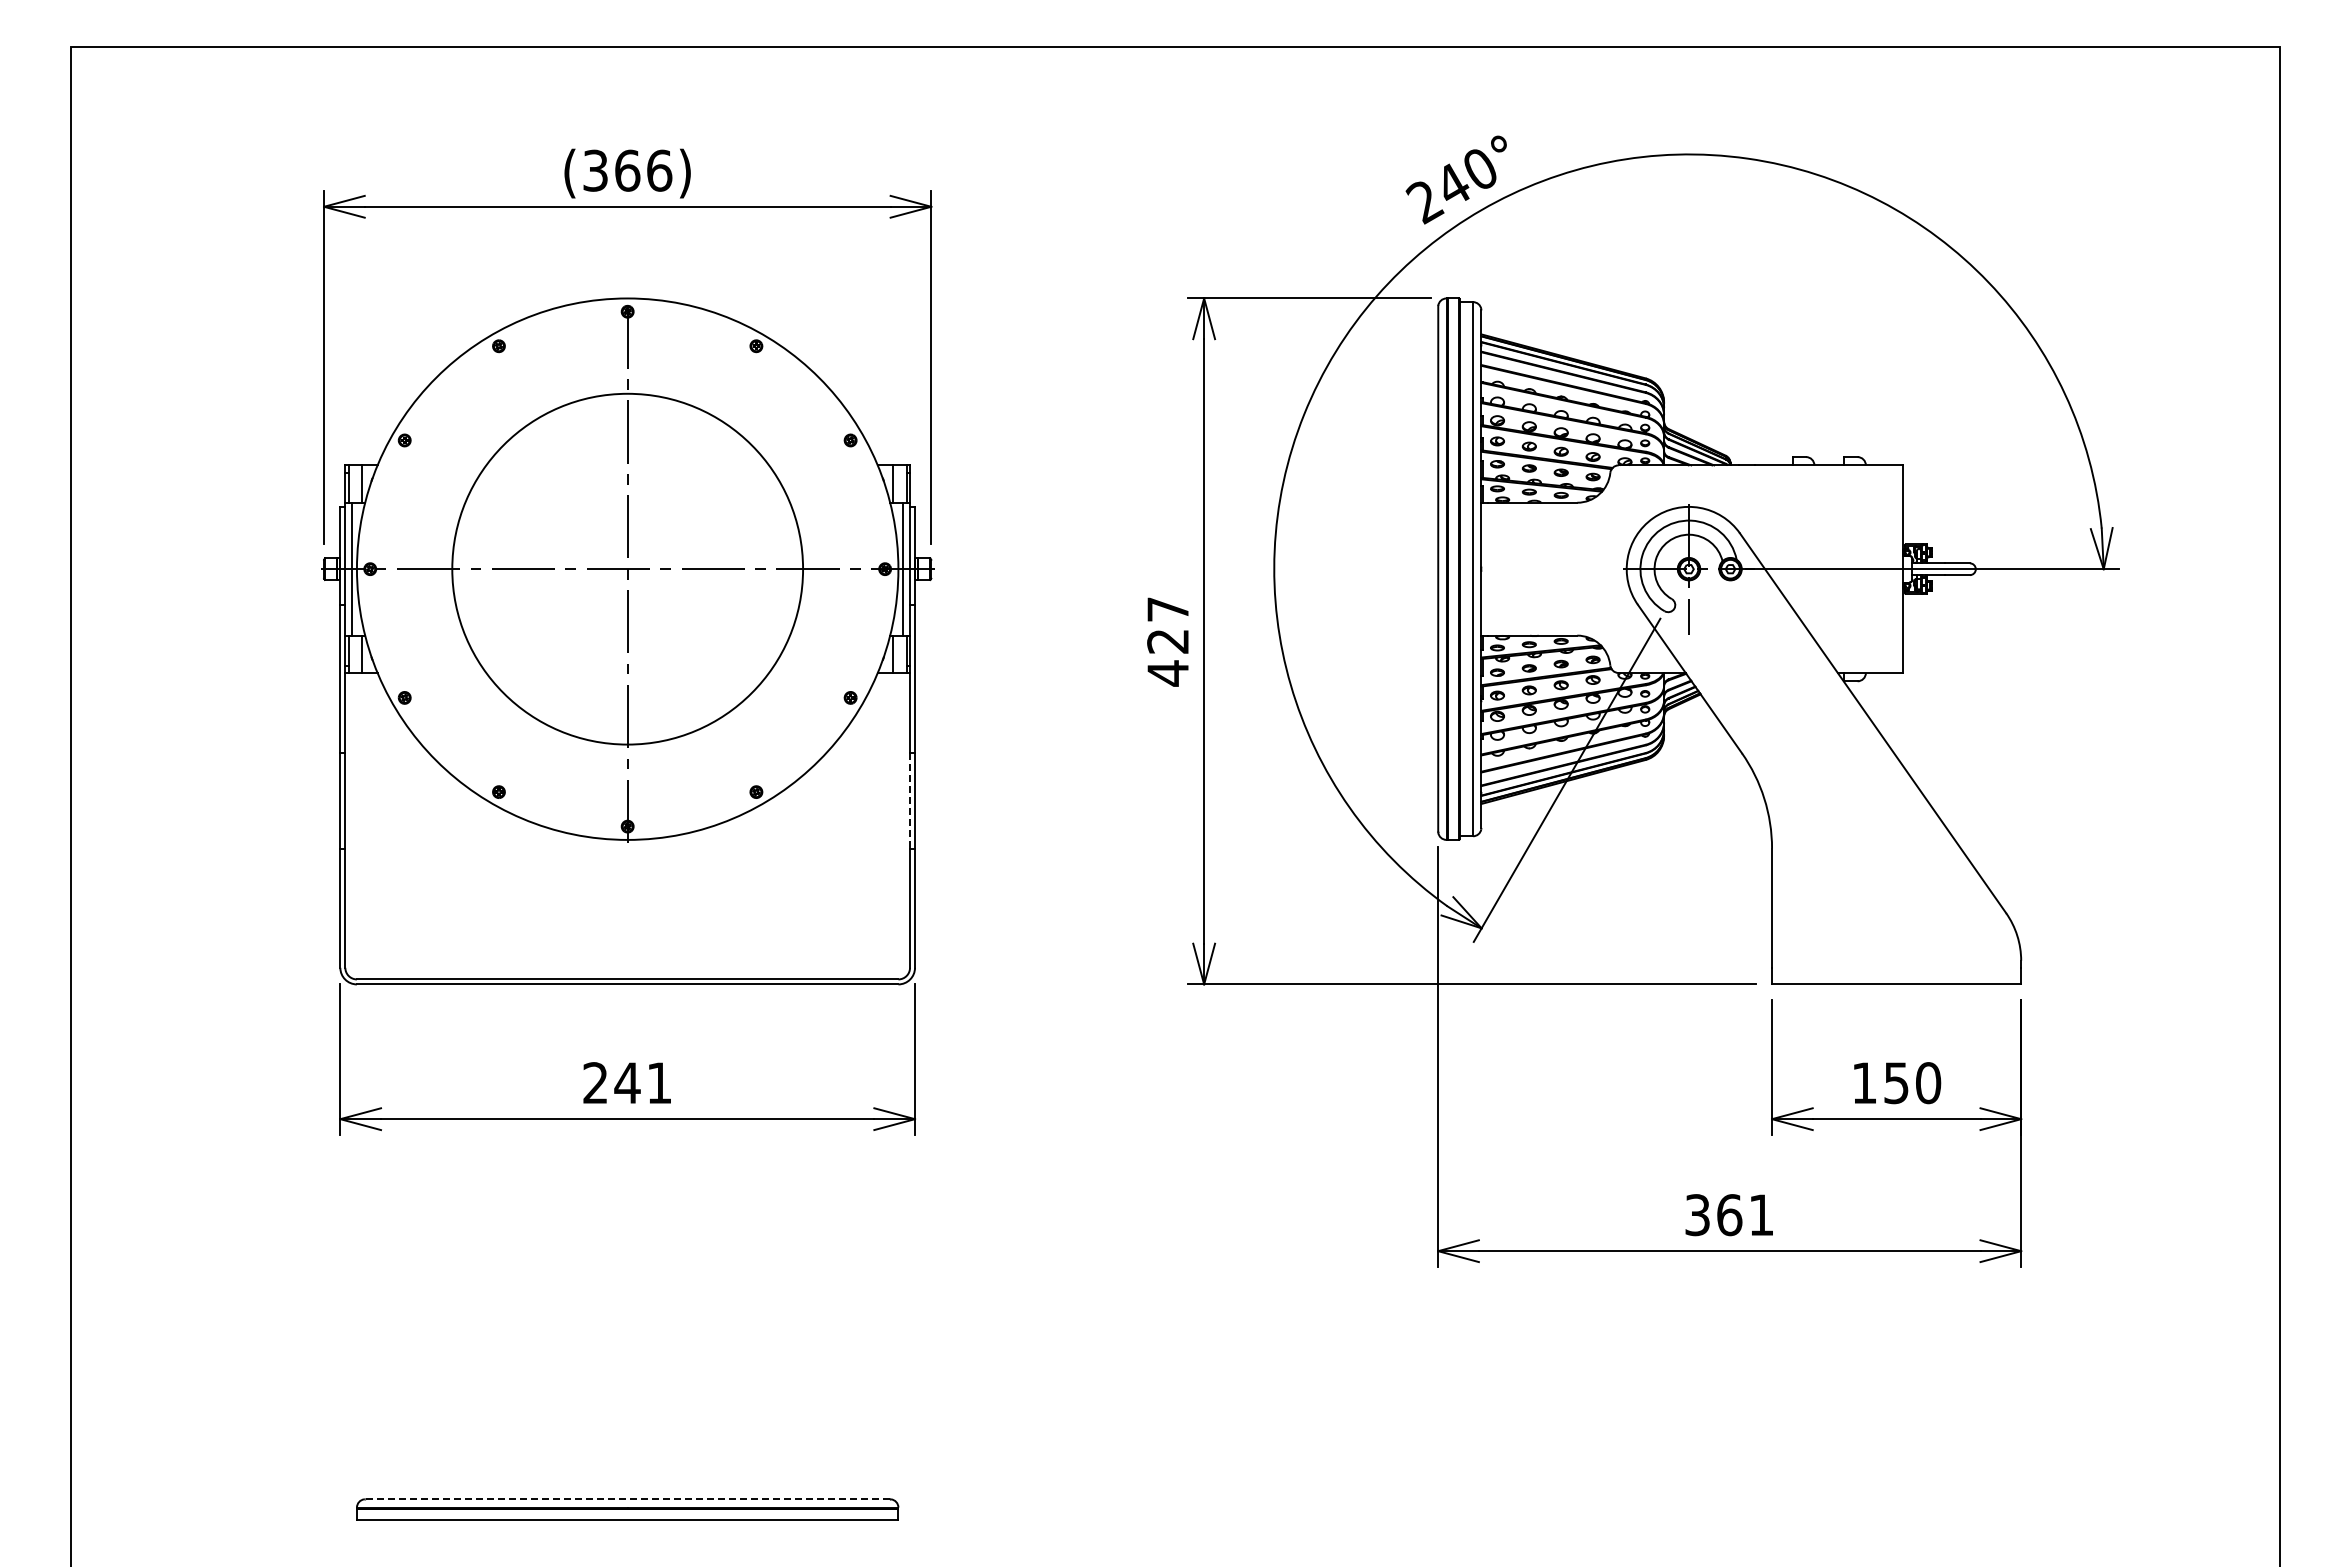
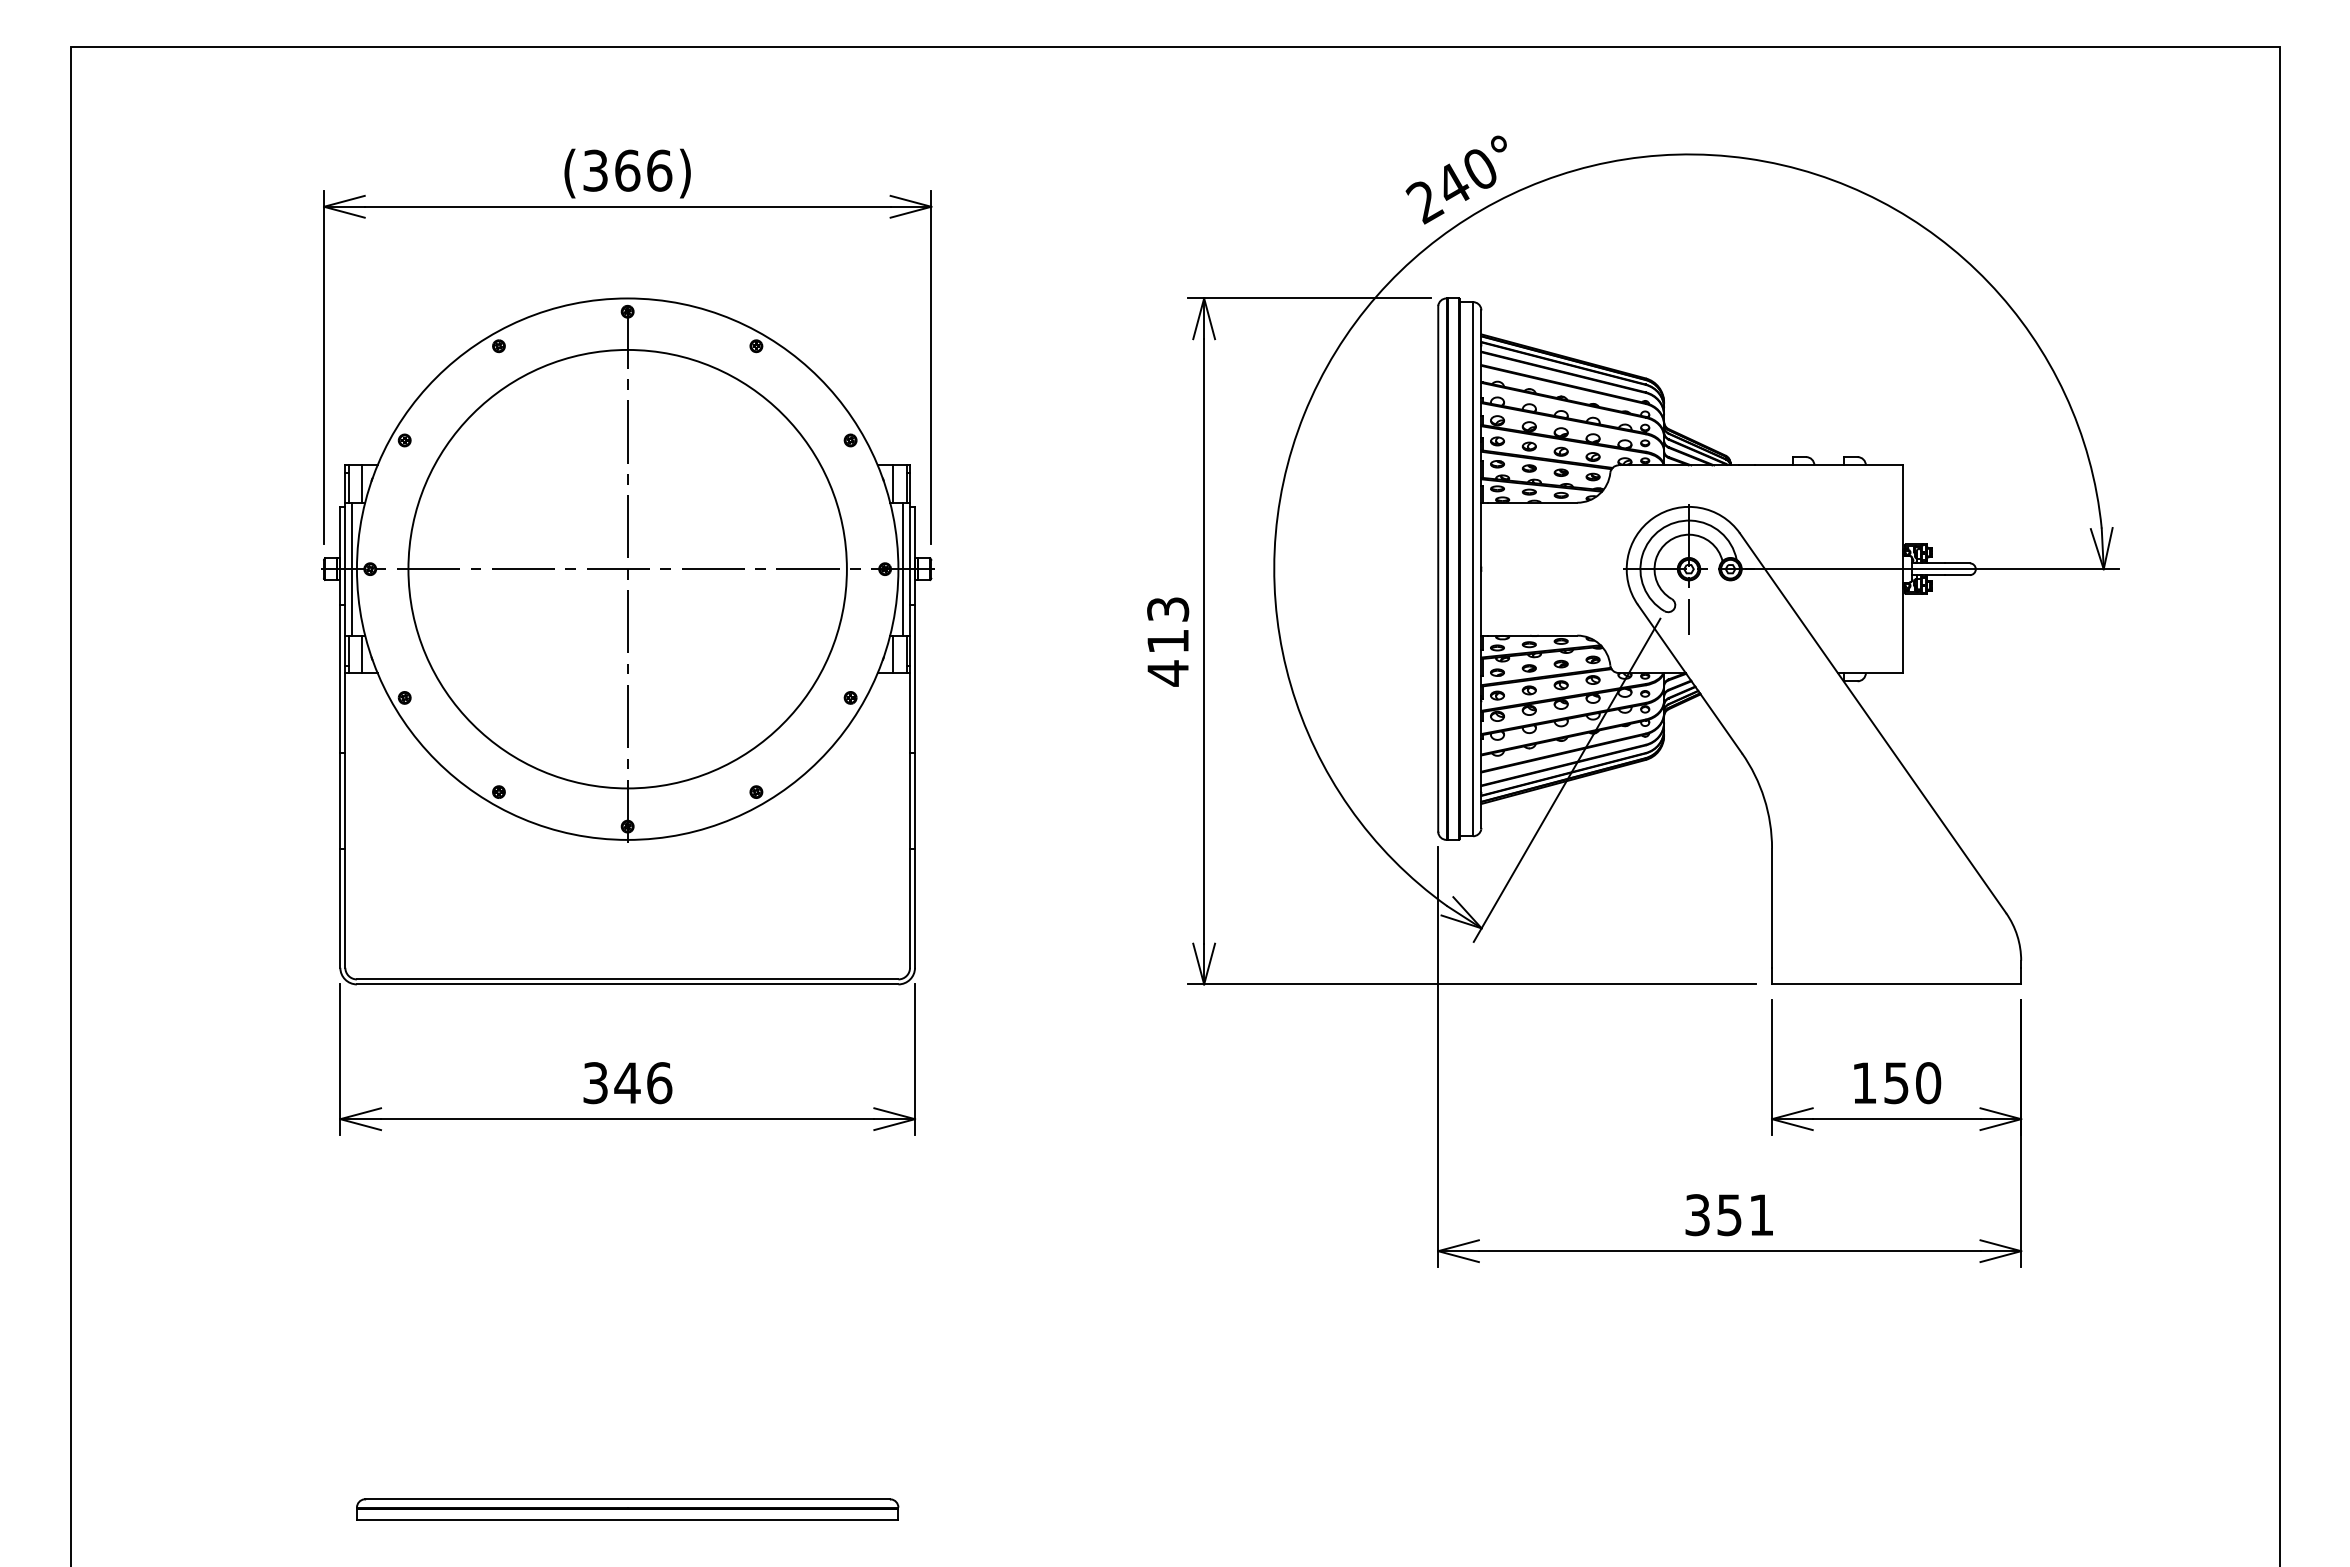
circle diameter: 351 px -> 438 px (627, 568)
text: 427 -> 413 (1168, 625)
line: dashed -> solid (910, 800)
text: 241 -> 346 (627, 1083)
text: 361 -> 351 (1729, 1215)
line: dashed -> solid (627, 1499)
